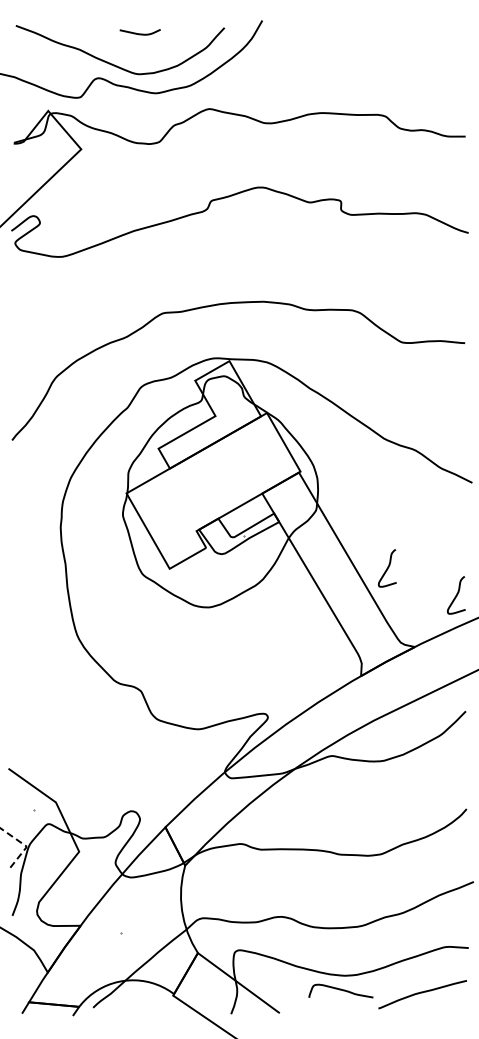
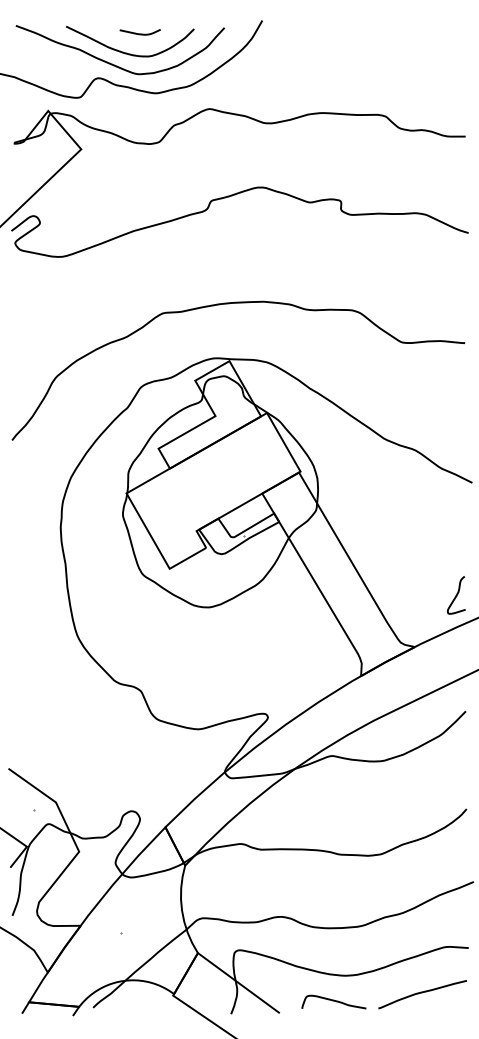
curve: none -> present (126, 52)
curve: present -> none (386, 568)
line: dashed -> solid (24, 845)
curve position: (340, 990) -> (333, 1001) (333, 1001)
